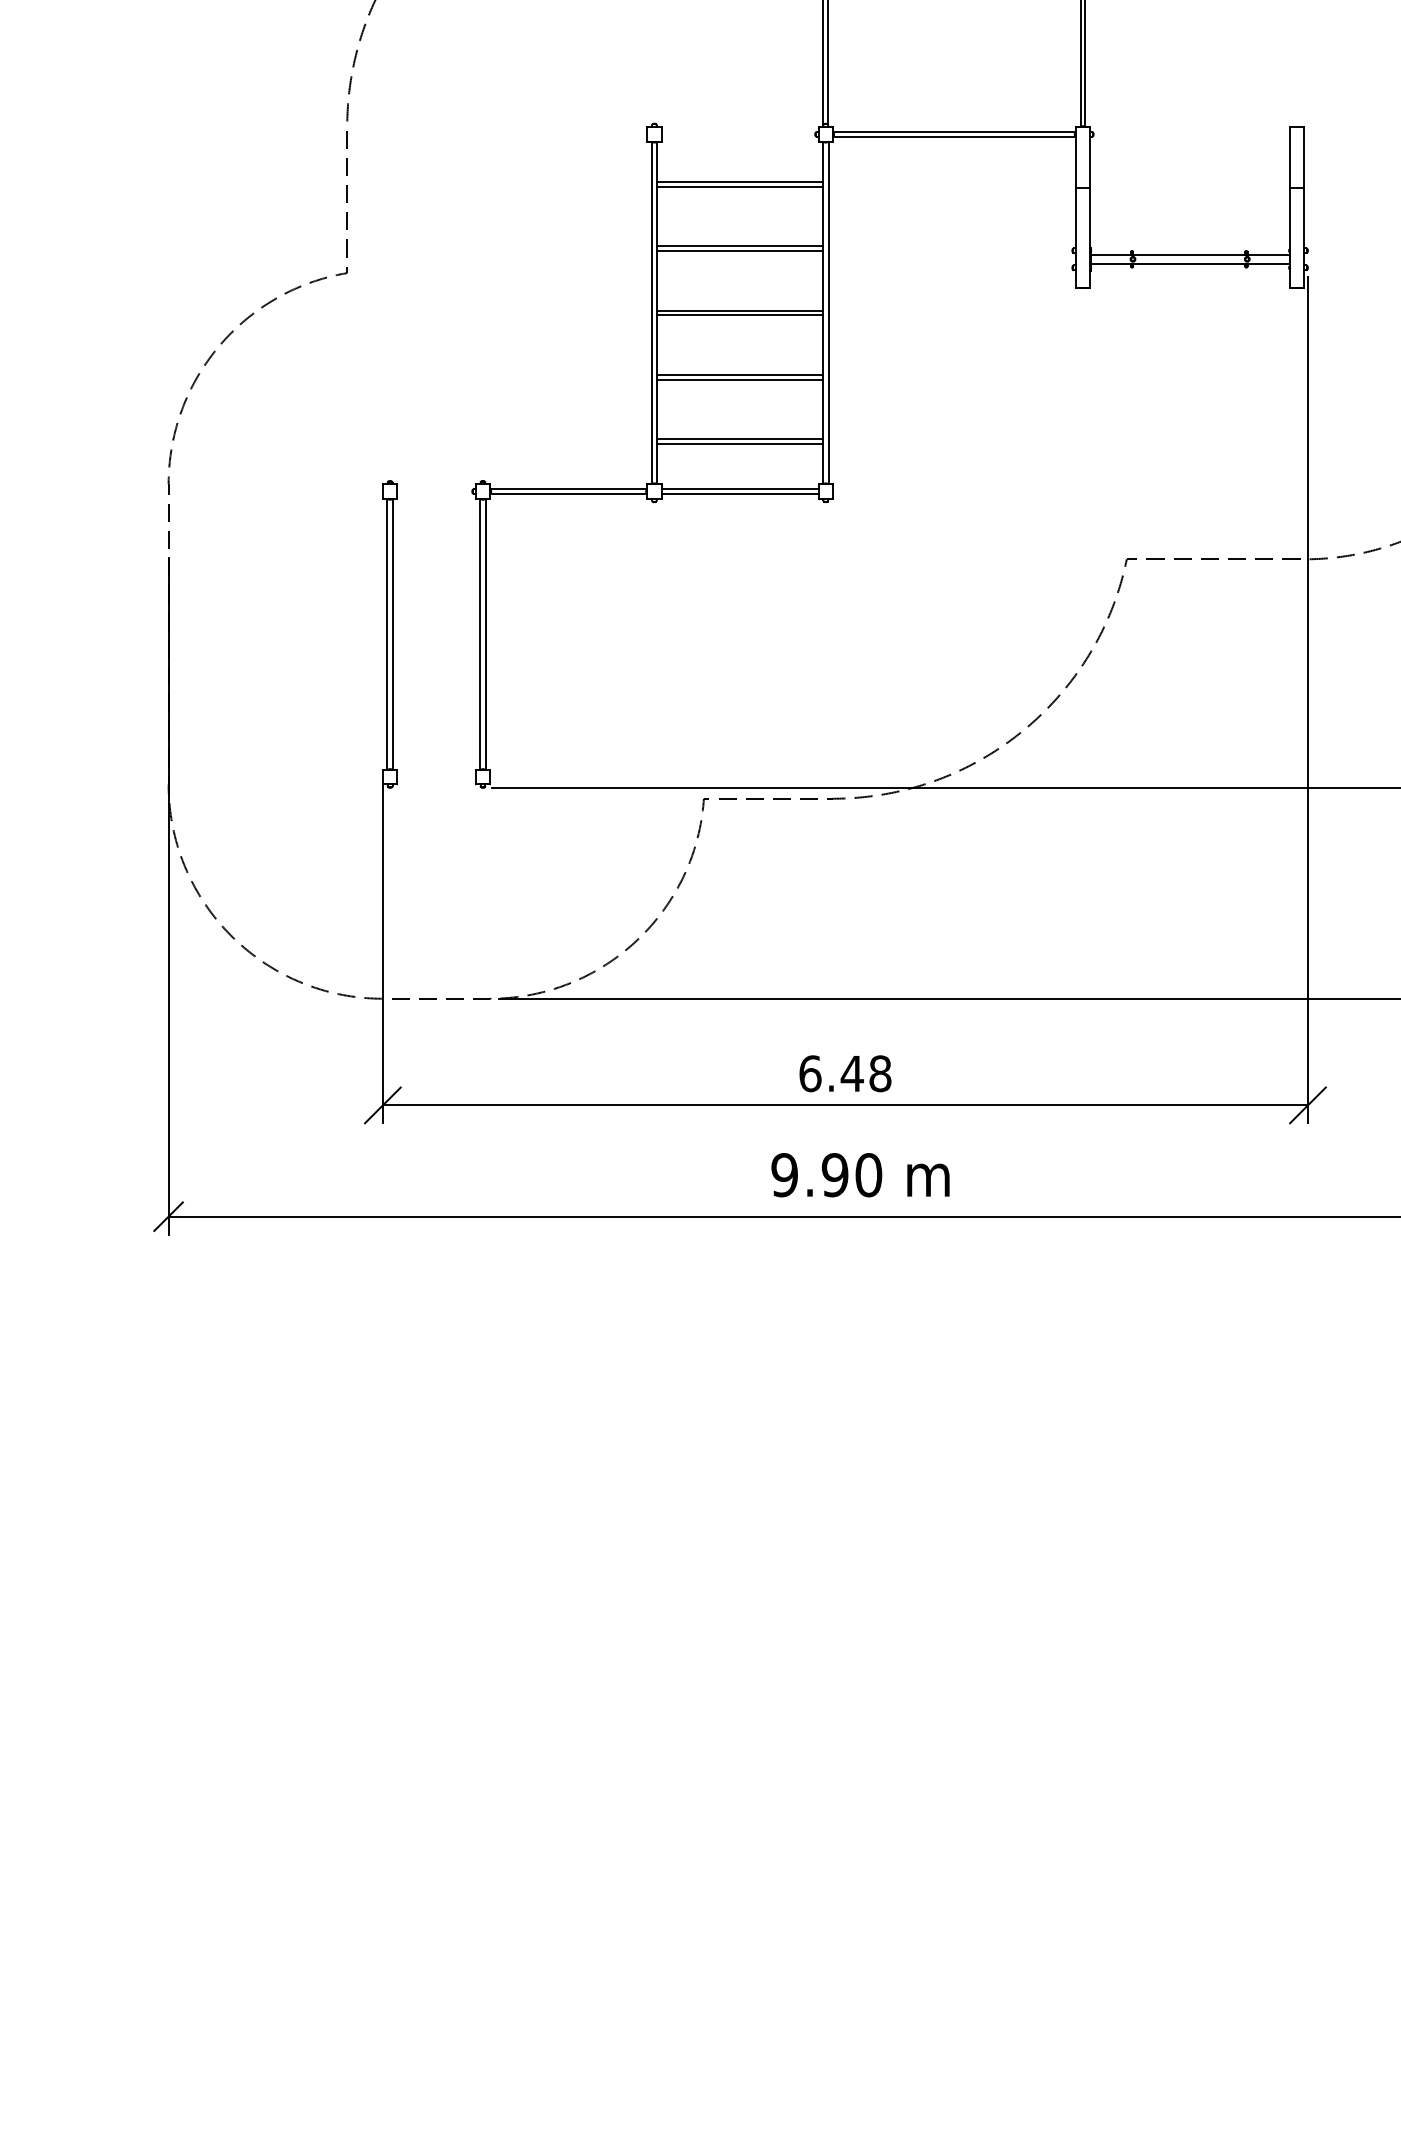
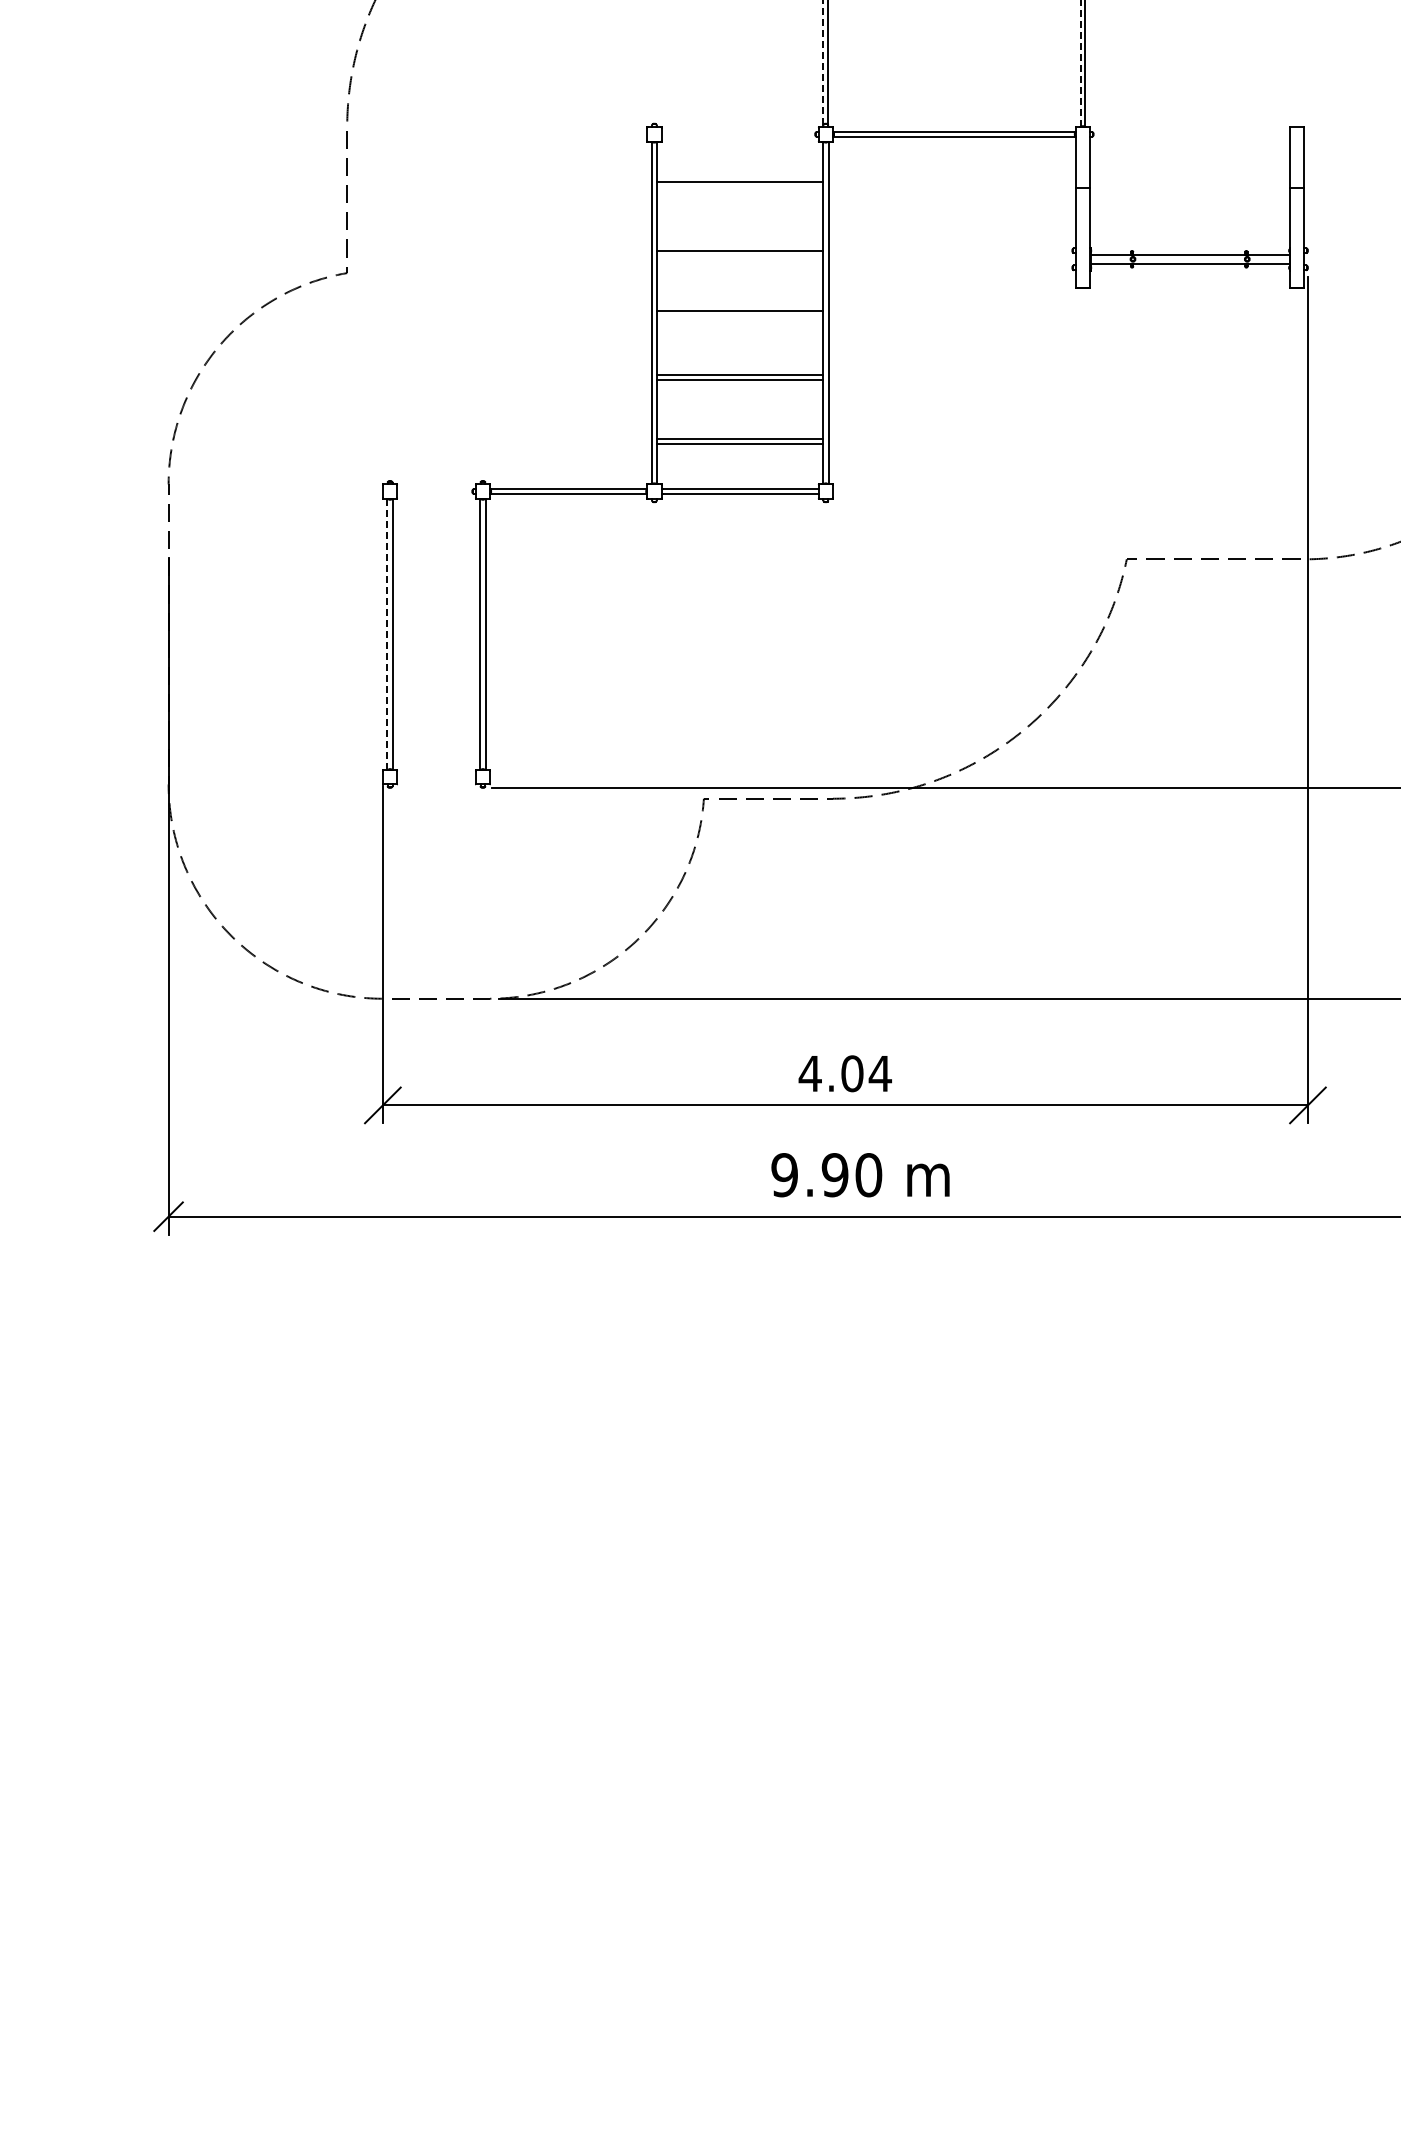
line: solid -> dashed (823, 62)
line: solid -> dashed (1080, 63)
line: present -> none (739, 186)
line: present -> none (739, 246)
line: present -> none (739, 315)
line: solid -> dashed (387, 633)
text: 6.48 -> 4.04 (844, 1073)
